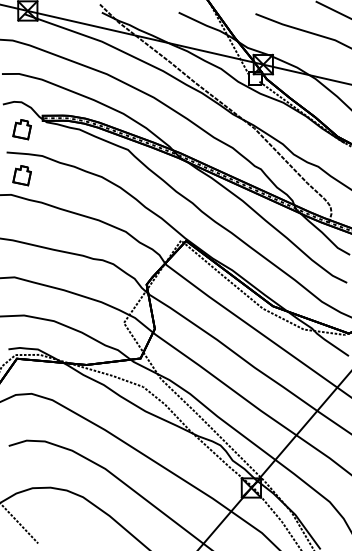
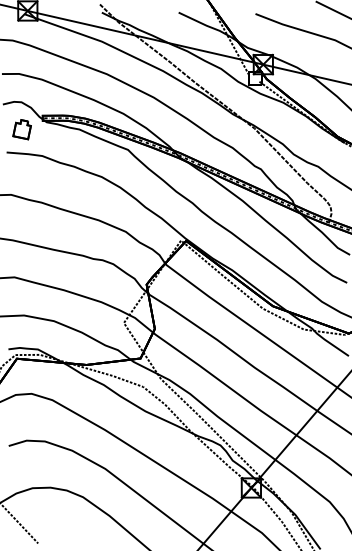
part: present -> none (21, 175)
